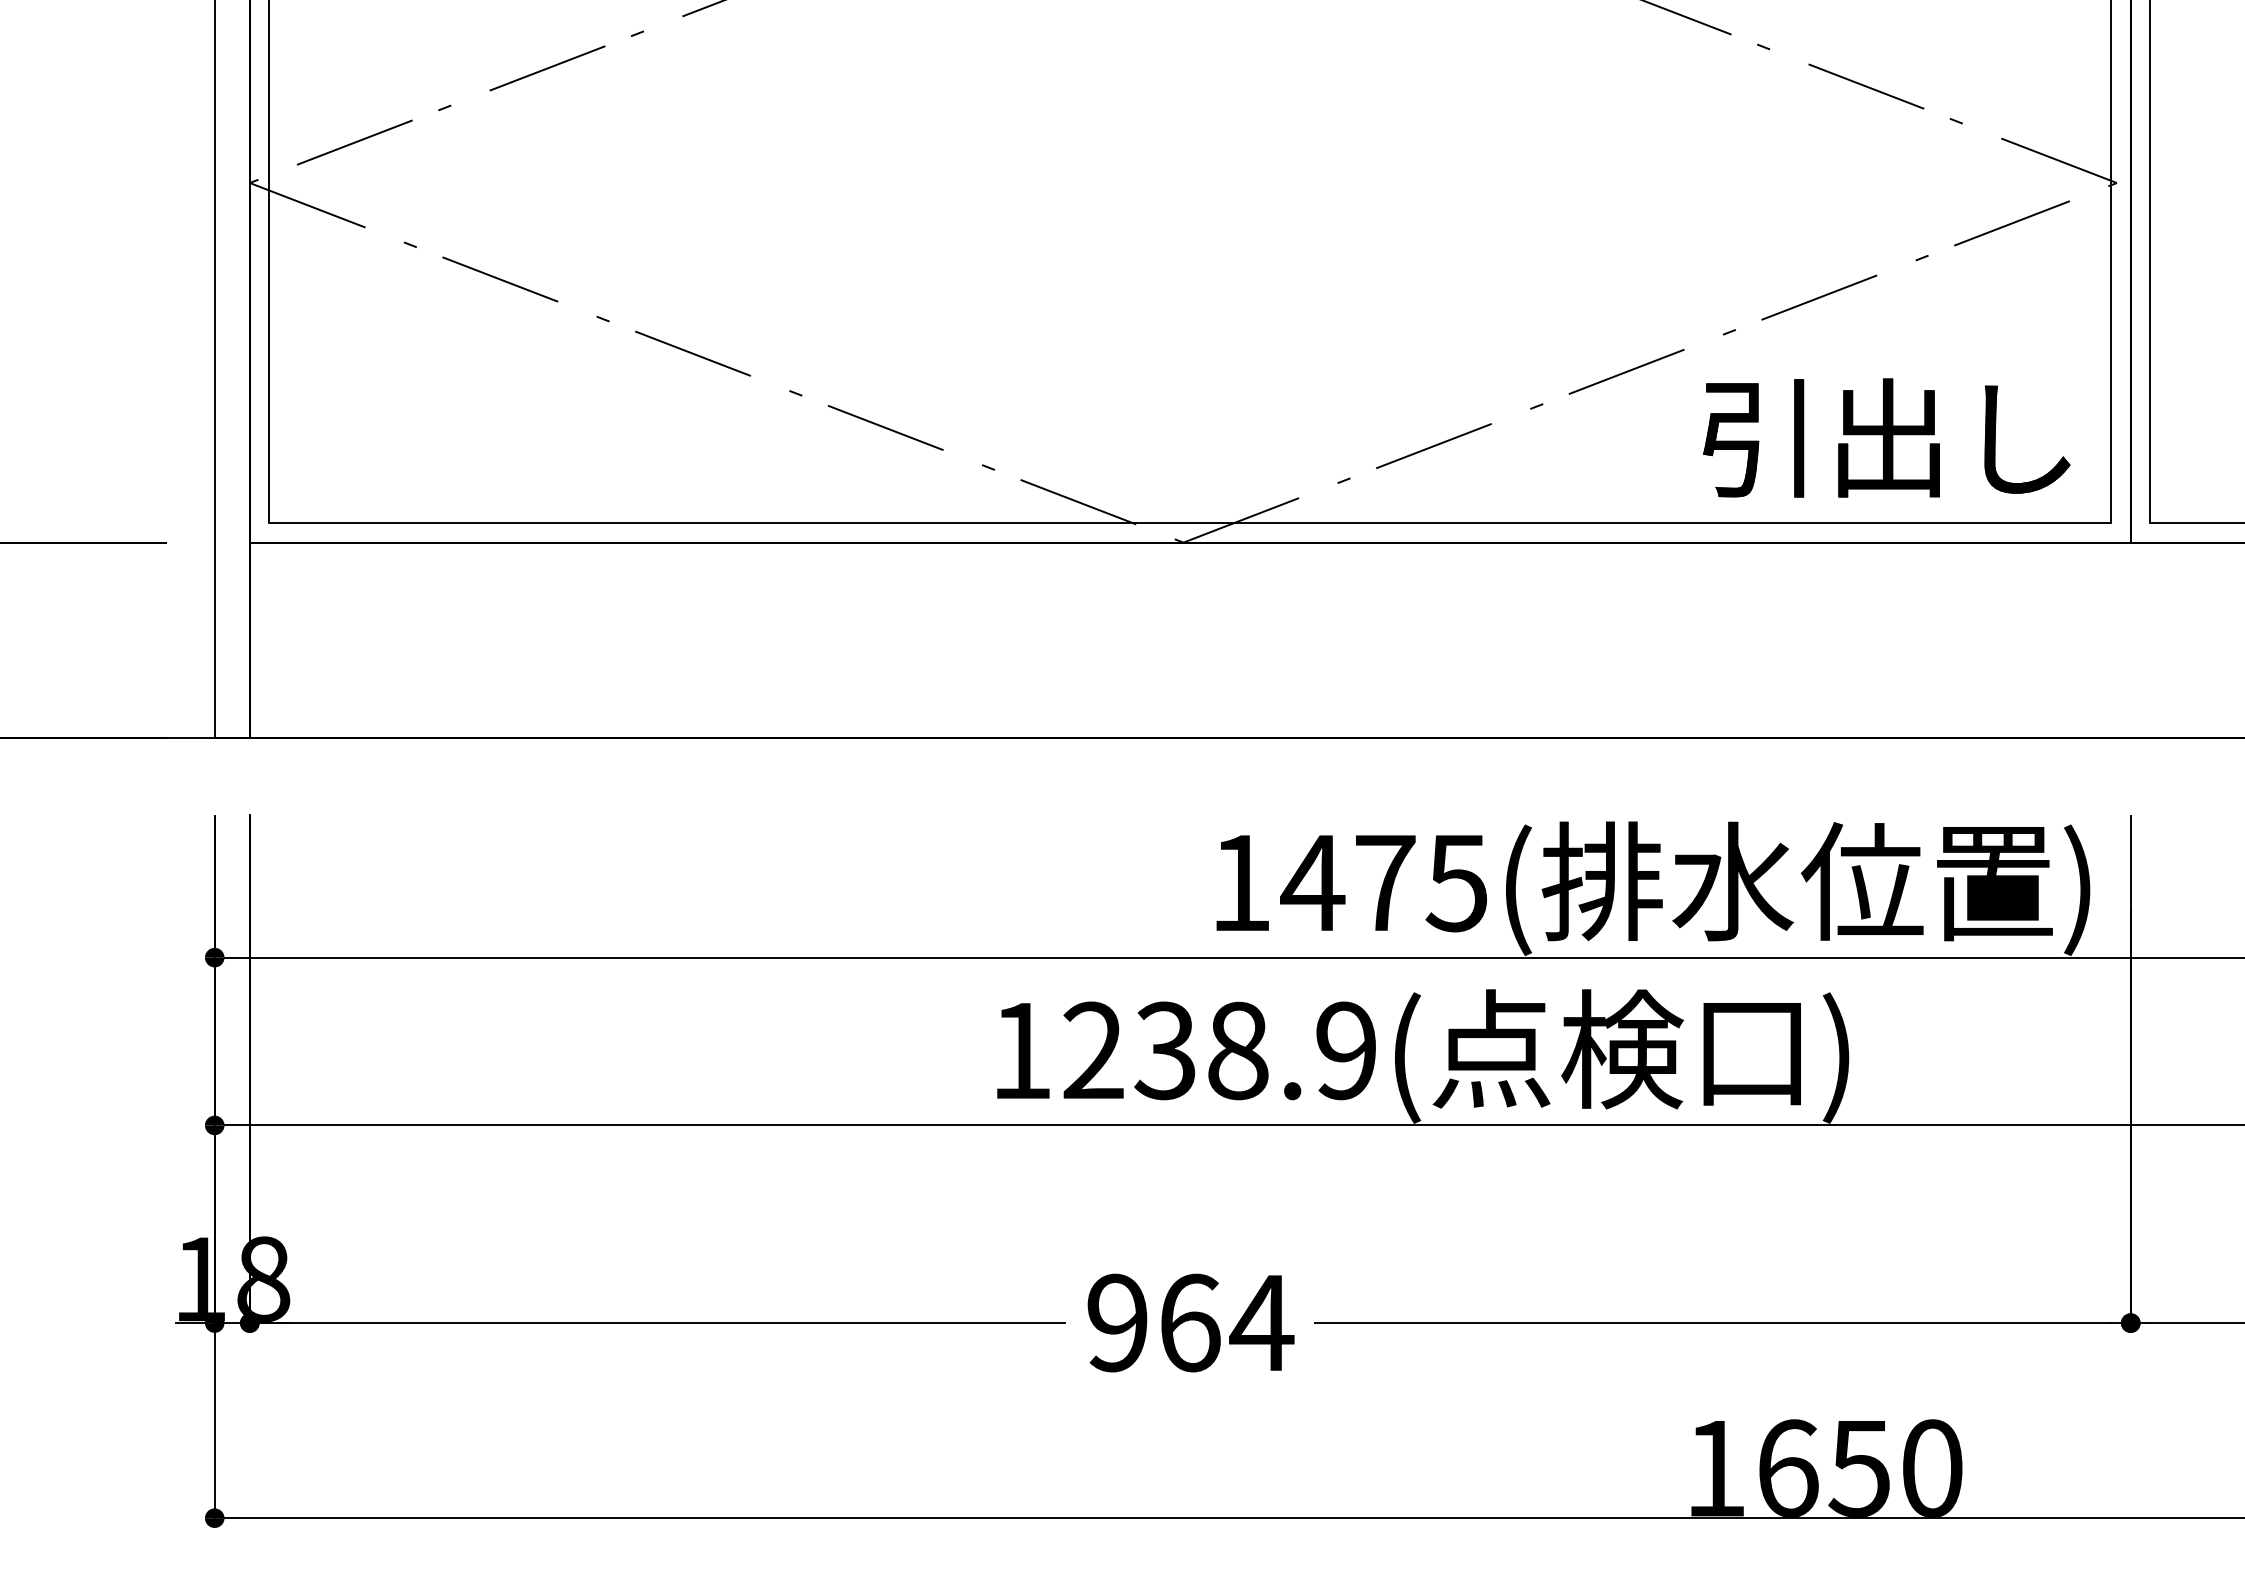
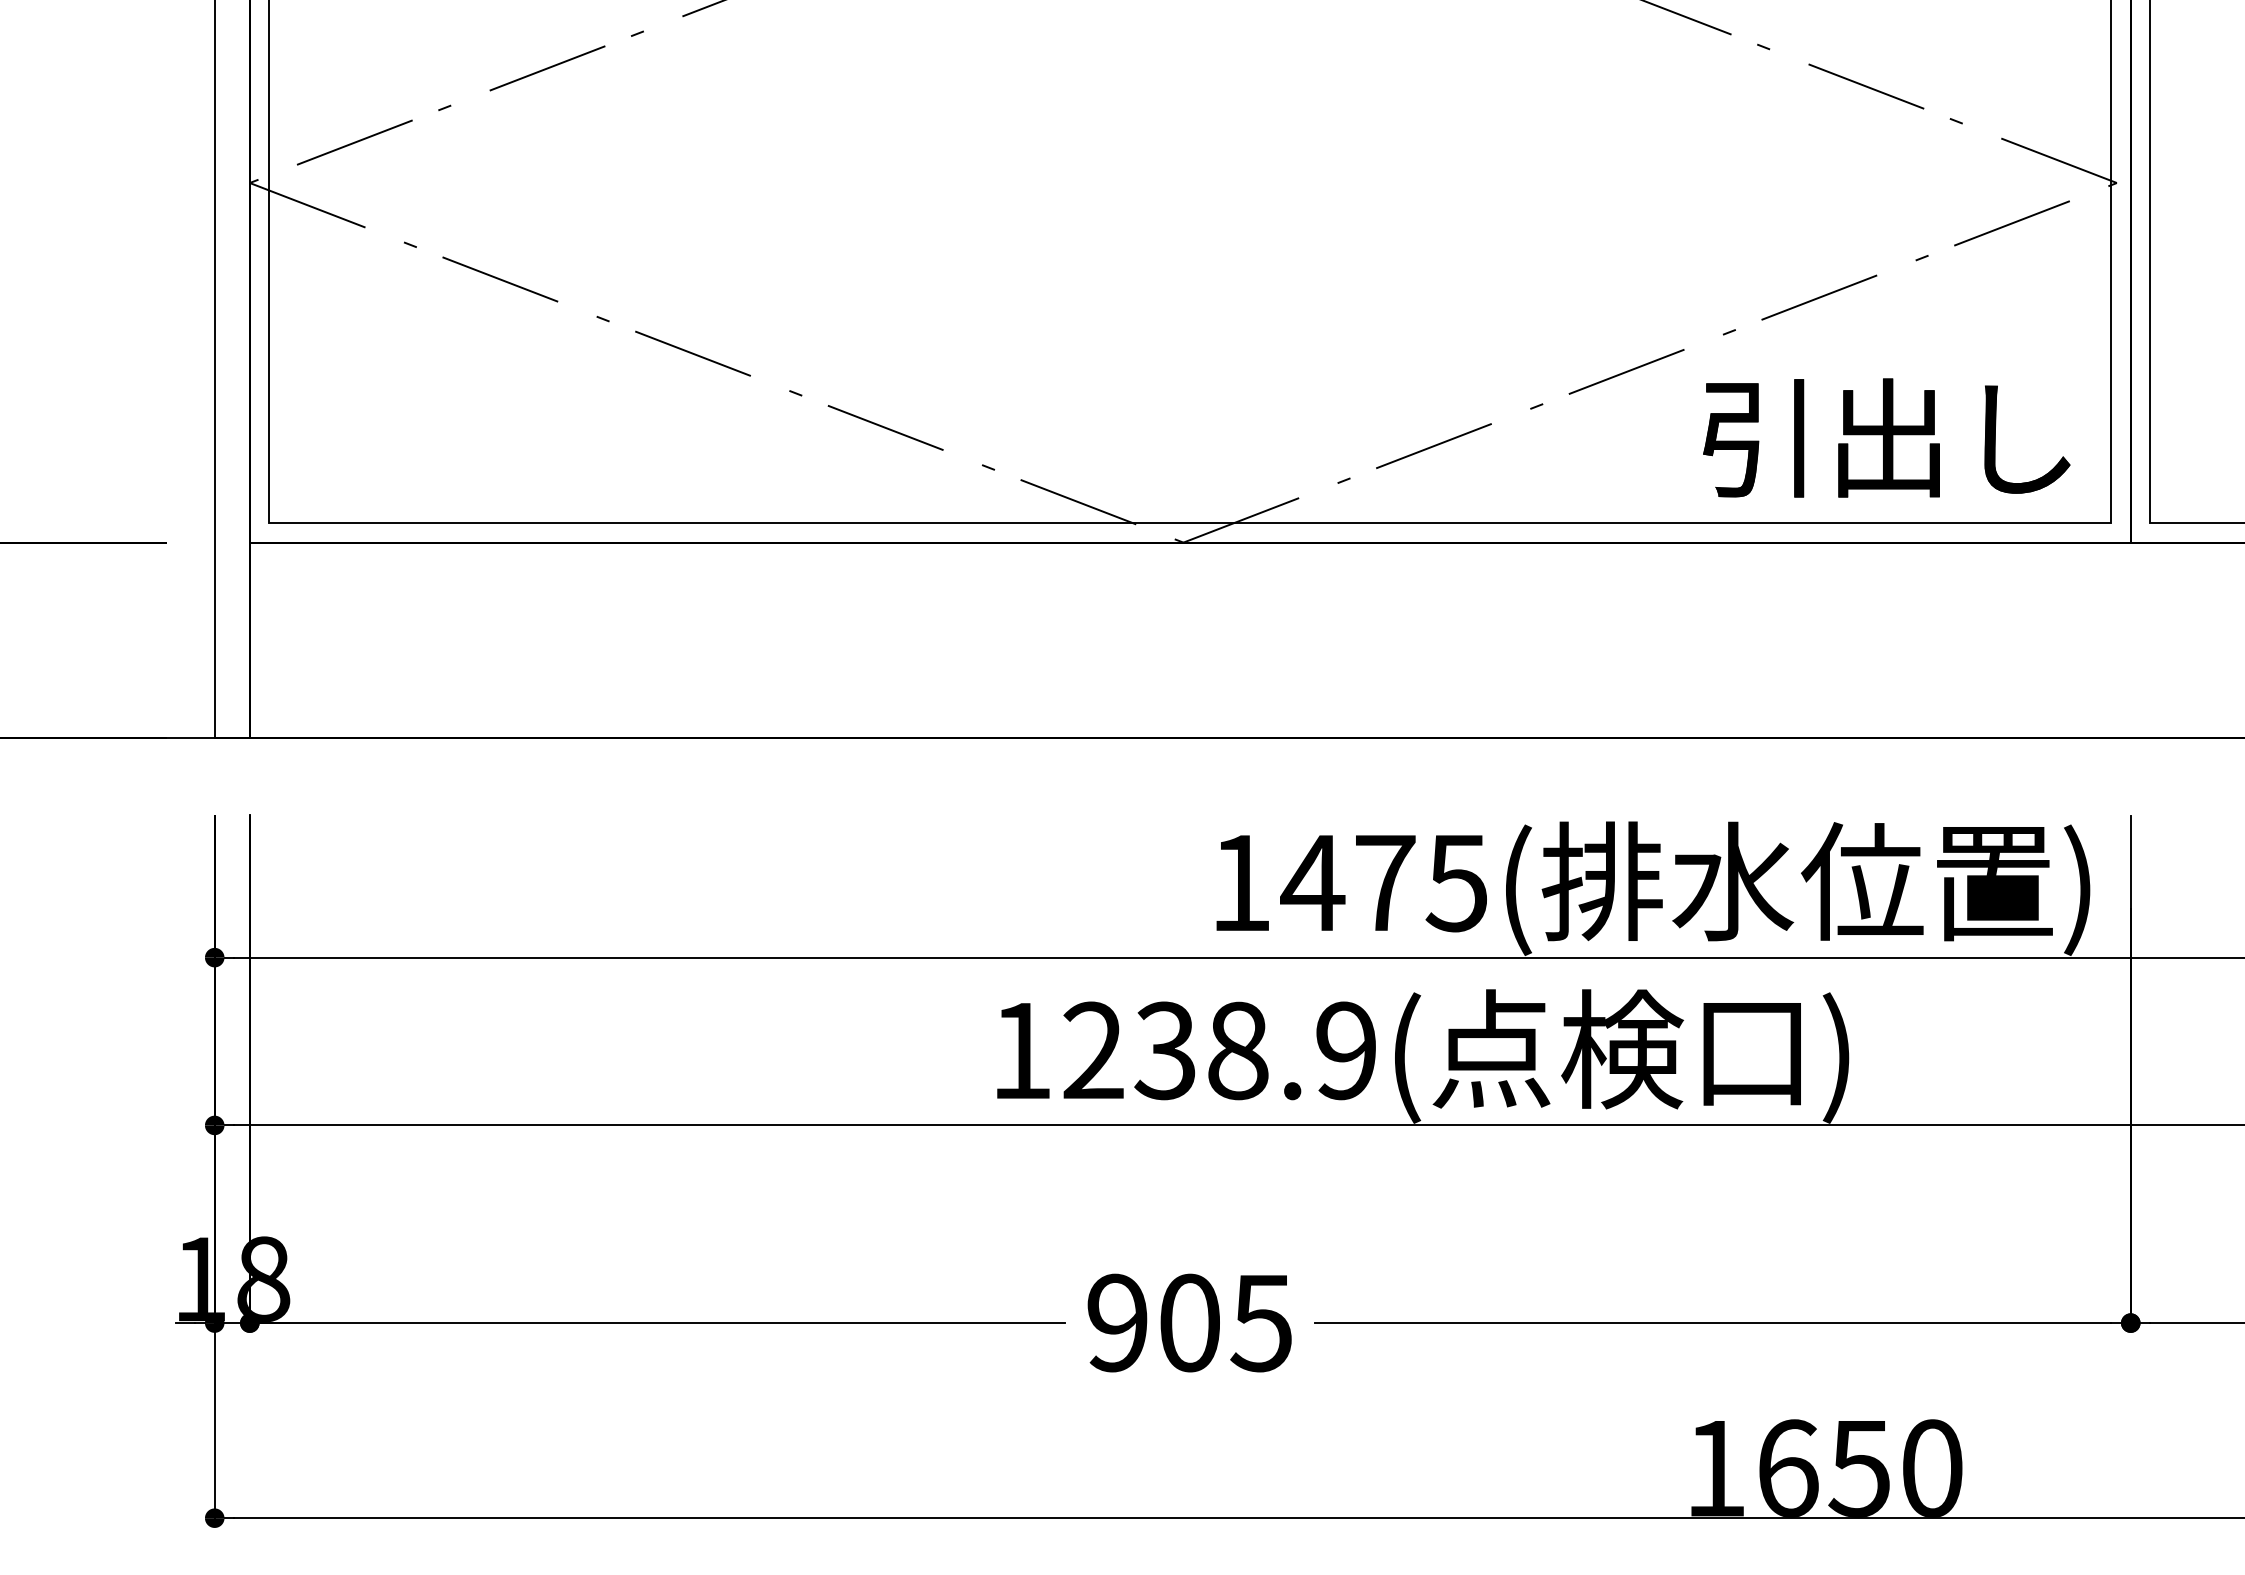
text: 964 -> 905 (1227, 1322)
